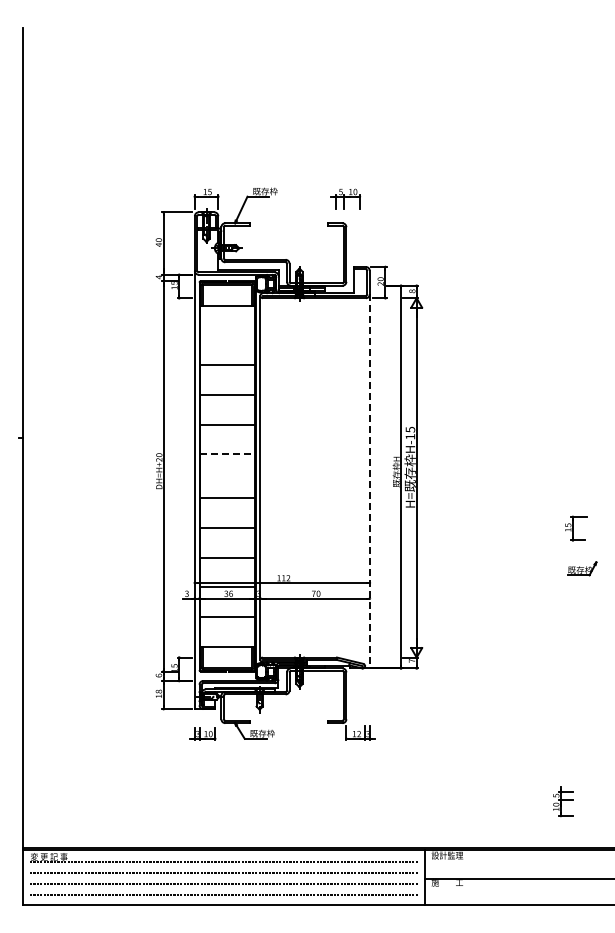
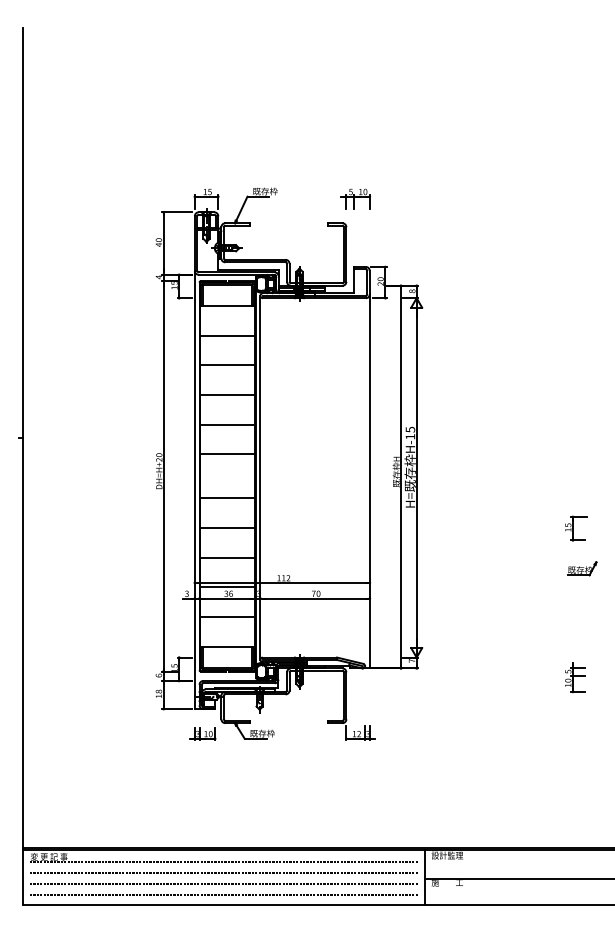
part position: (345, 198) -> (355, 198) (355, 198)
line: none -> present (227, 335)
line: dashed -> solid (227, 454)
line: dashed -> solid (369, 481)
part position: (563, 801) -> (575, 677) (575, 677)
